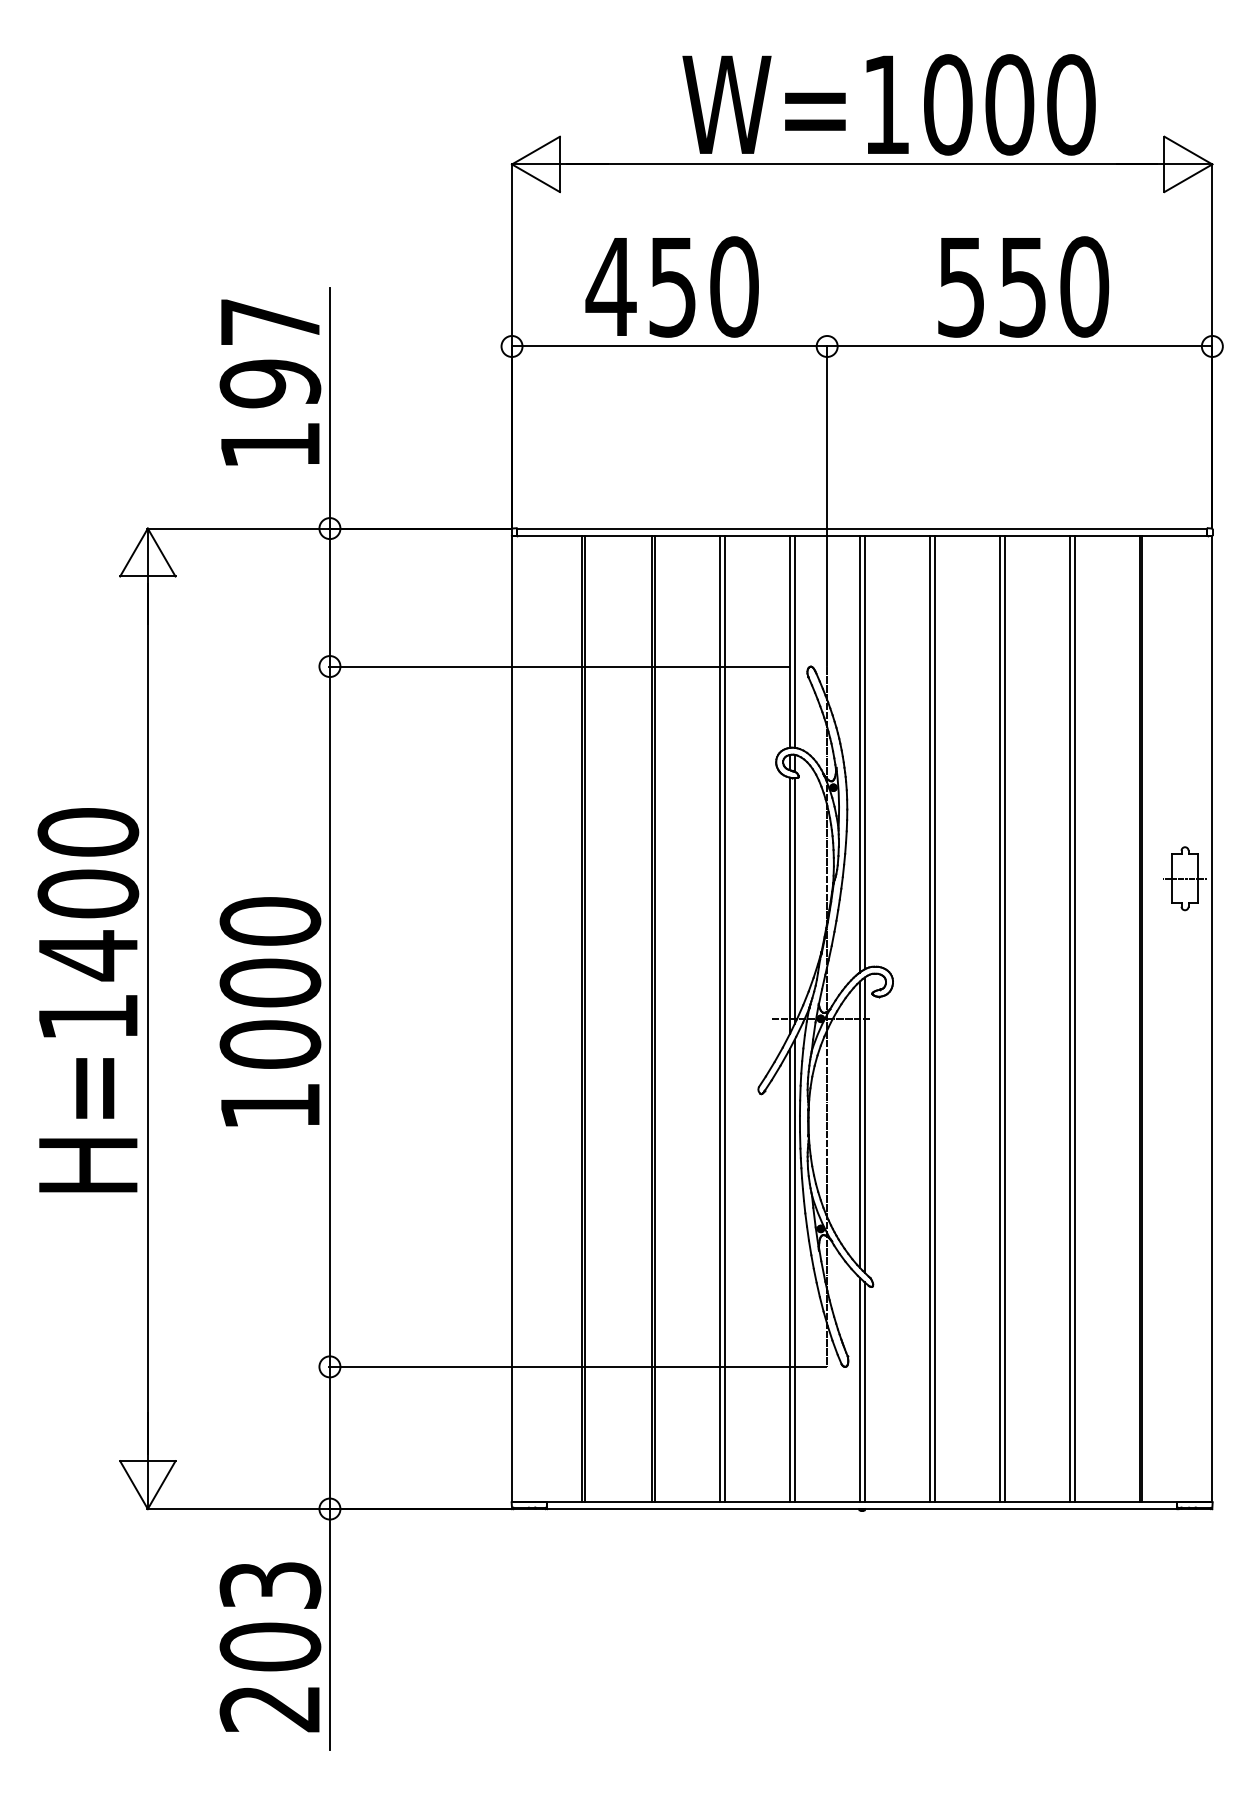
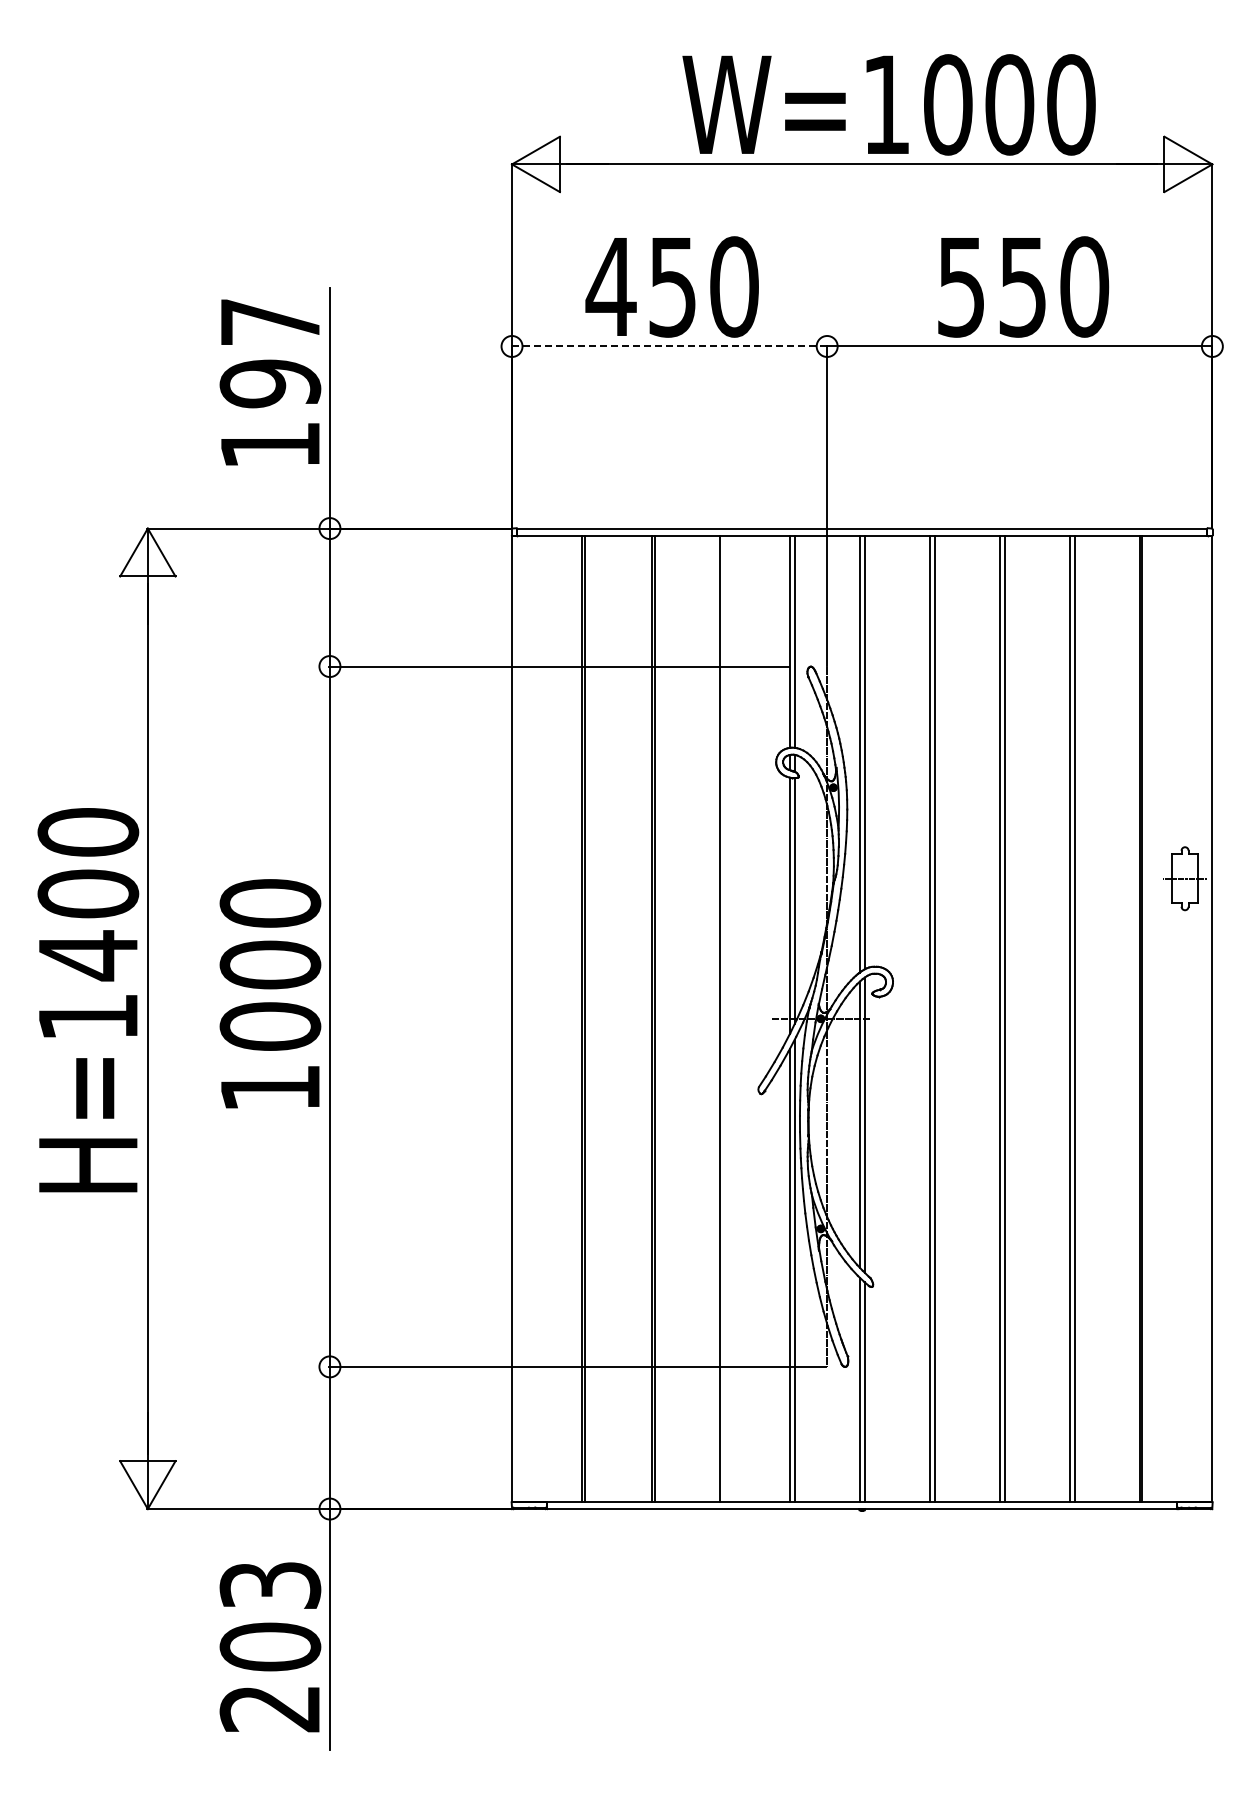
line: solid -> dashed (669, 346)
text position: (270, 1011) -> (270, 993) (270, 993)
line: present -> none (724, 1018)
